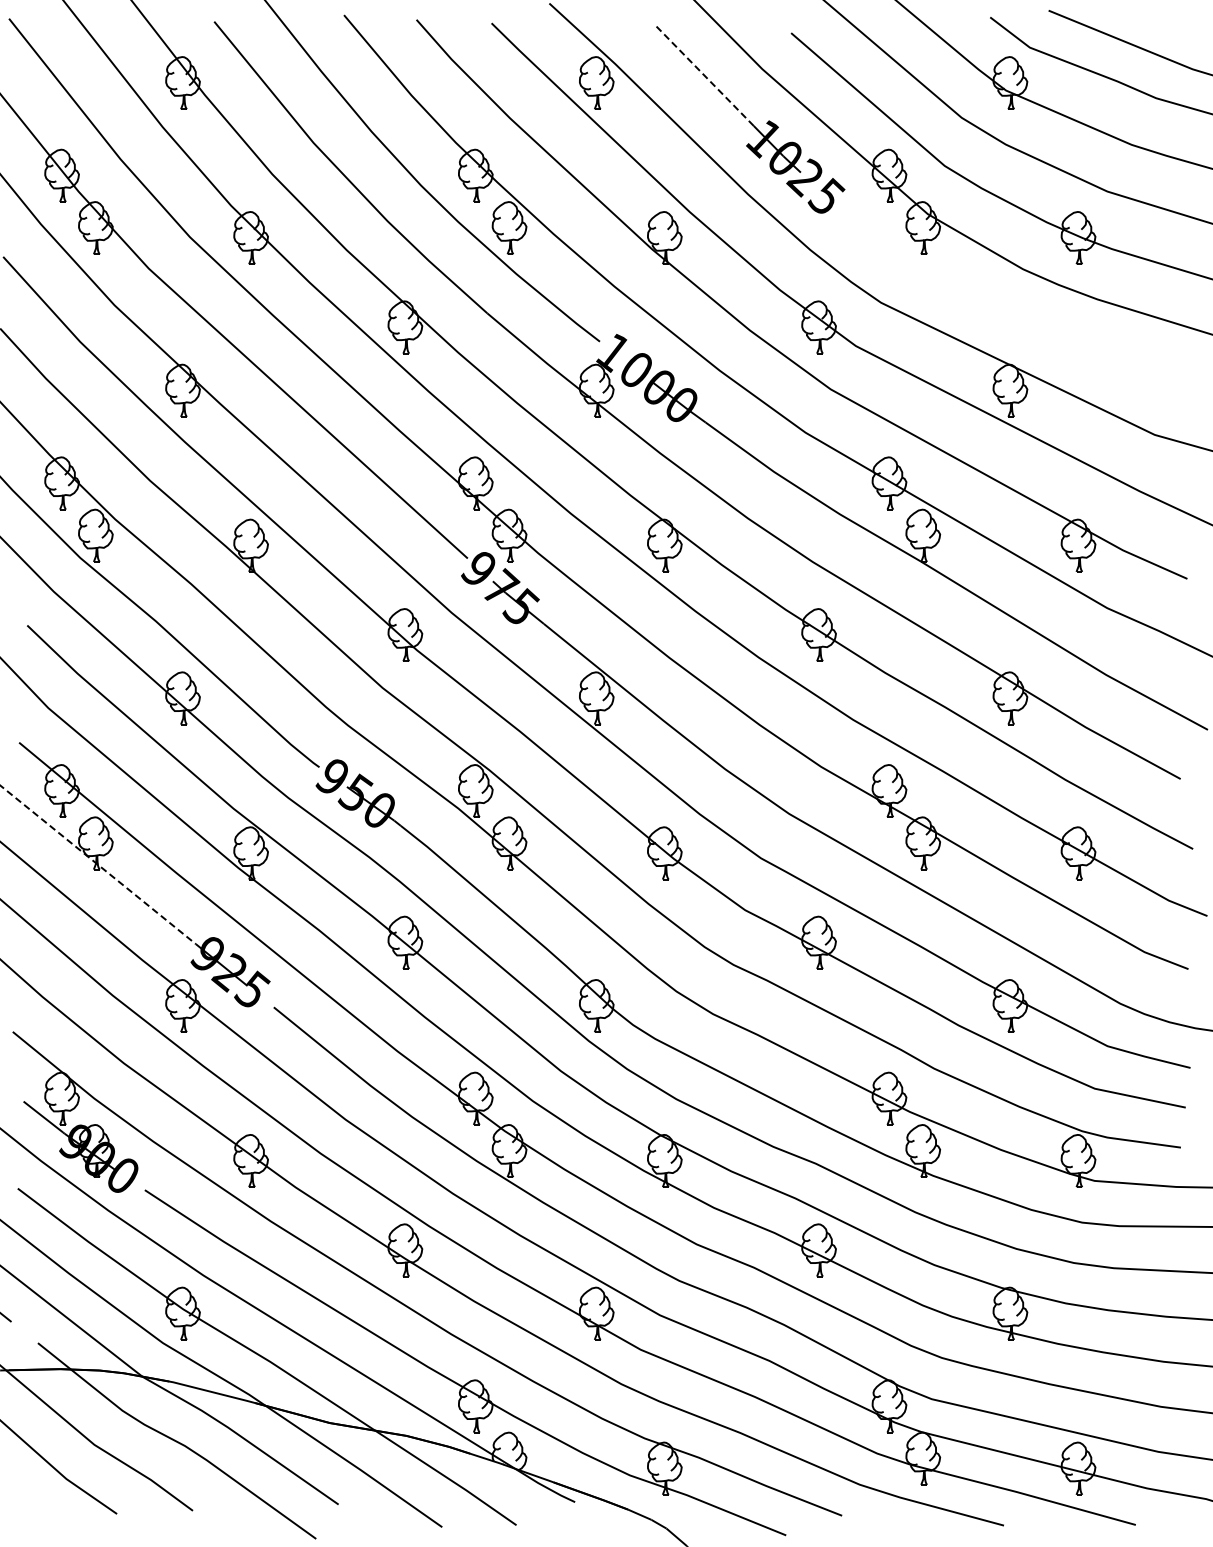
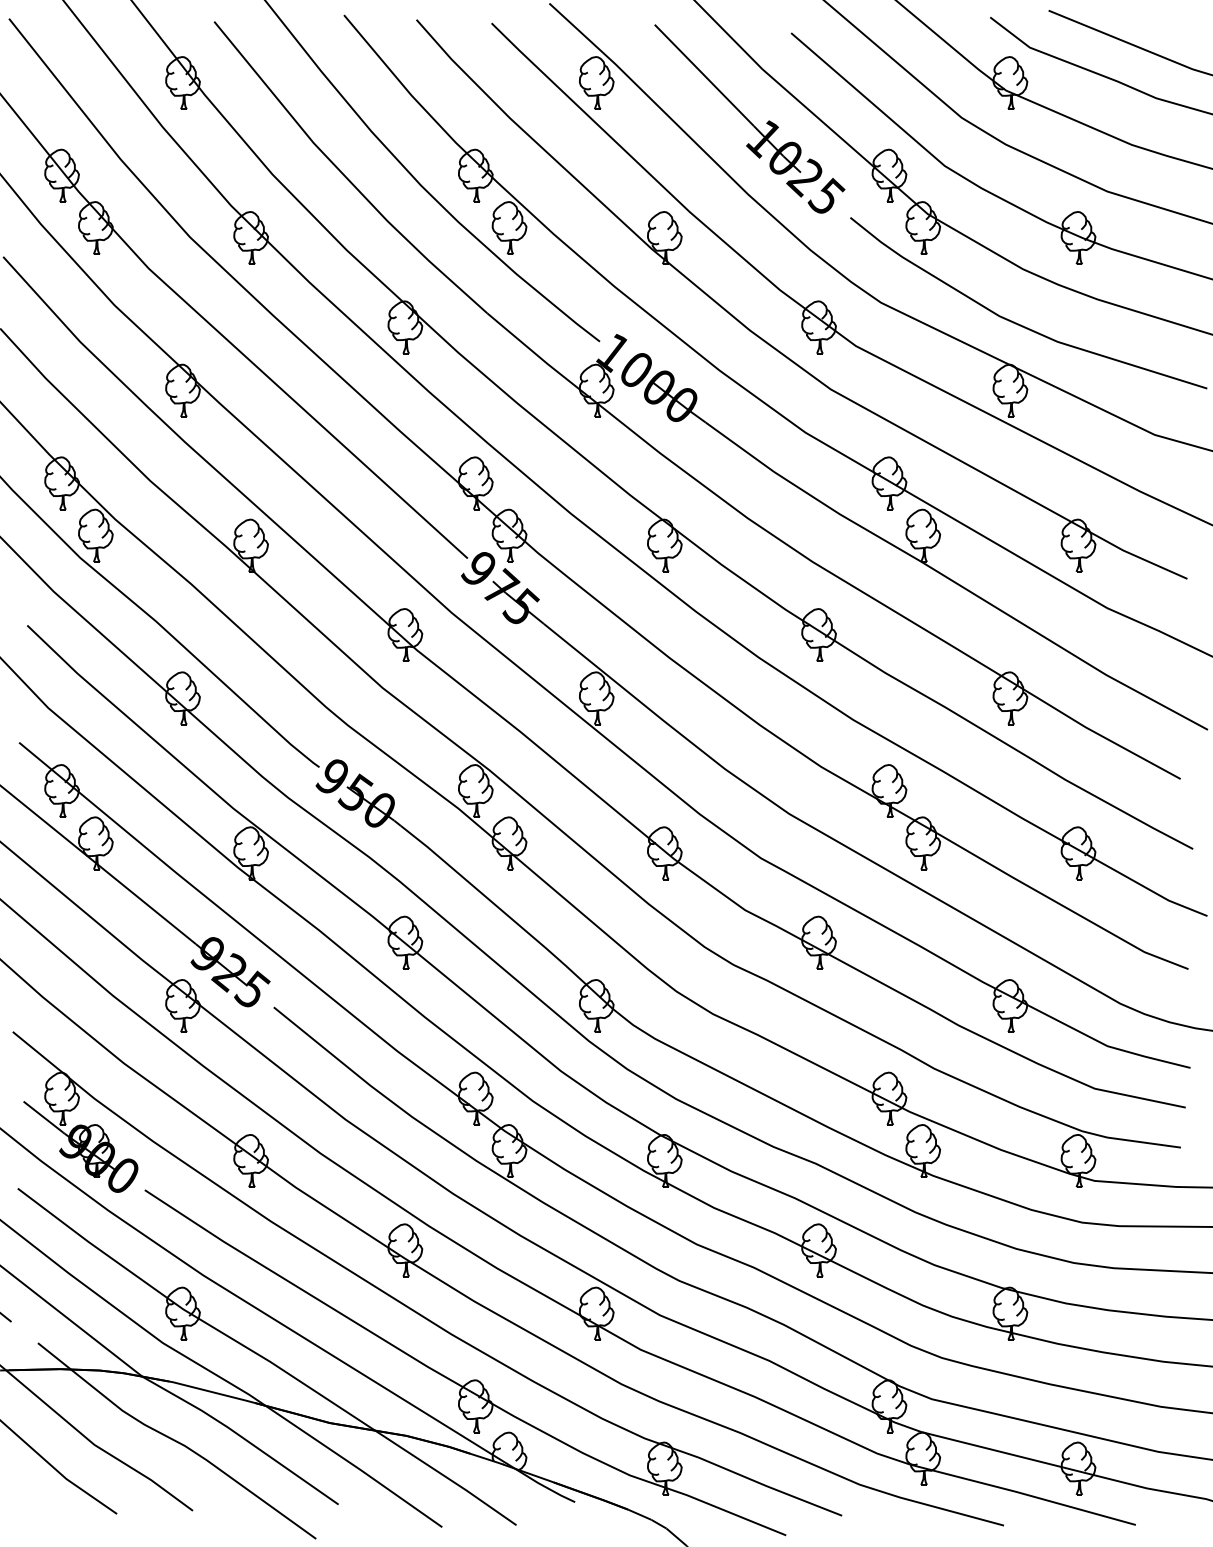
line: dashed -> solid (704, 75)
curve: none -> present (1021, 324)
line: dashed -> solid (98, 865)
